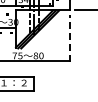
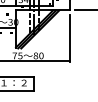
line: dashed -> solid (70, 38)
